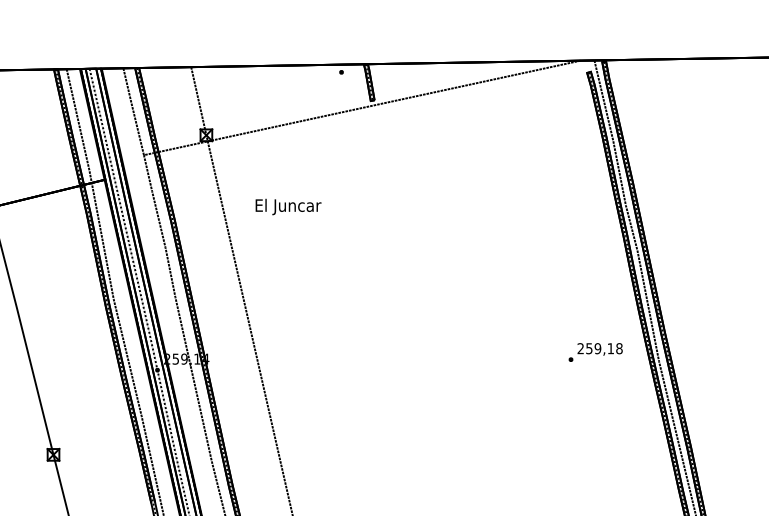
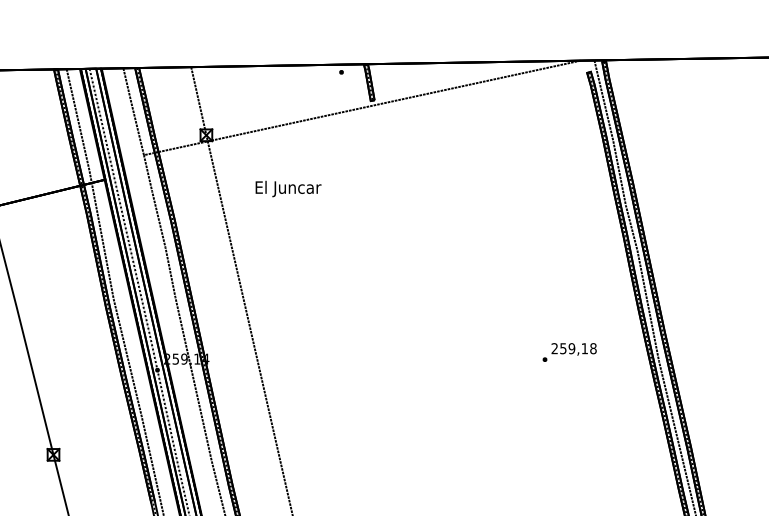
text position: (288, 206) -> (288, 188) (288, 188)
text position: (595, 352) -> (569, 352) (569, 352)
